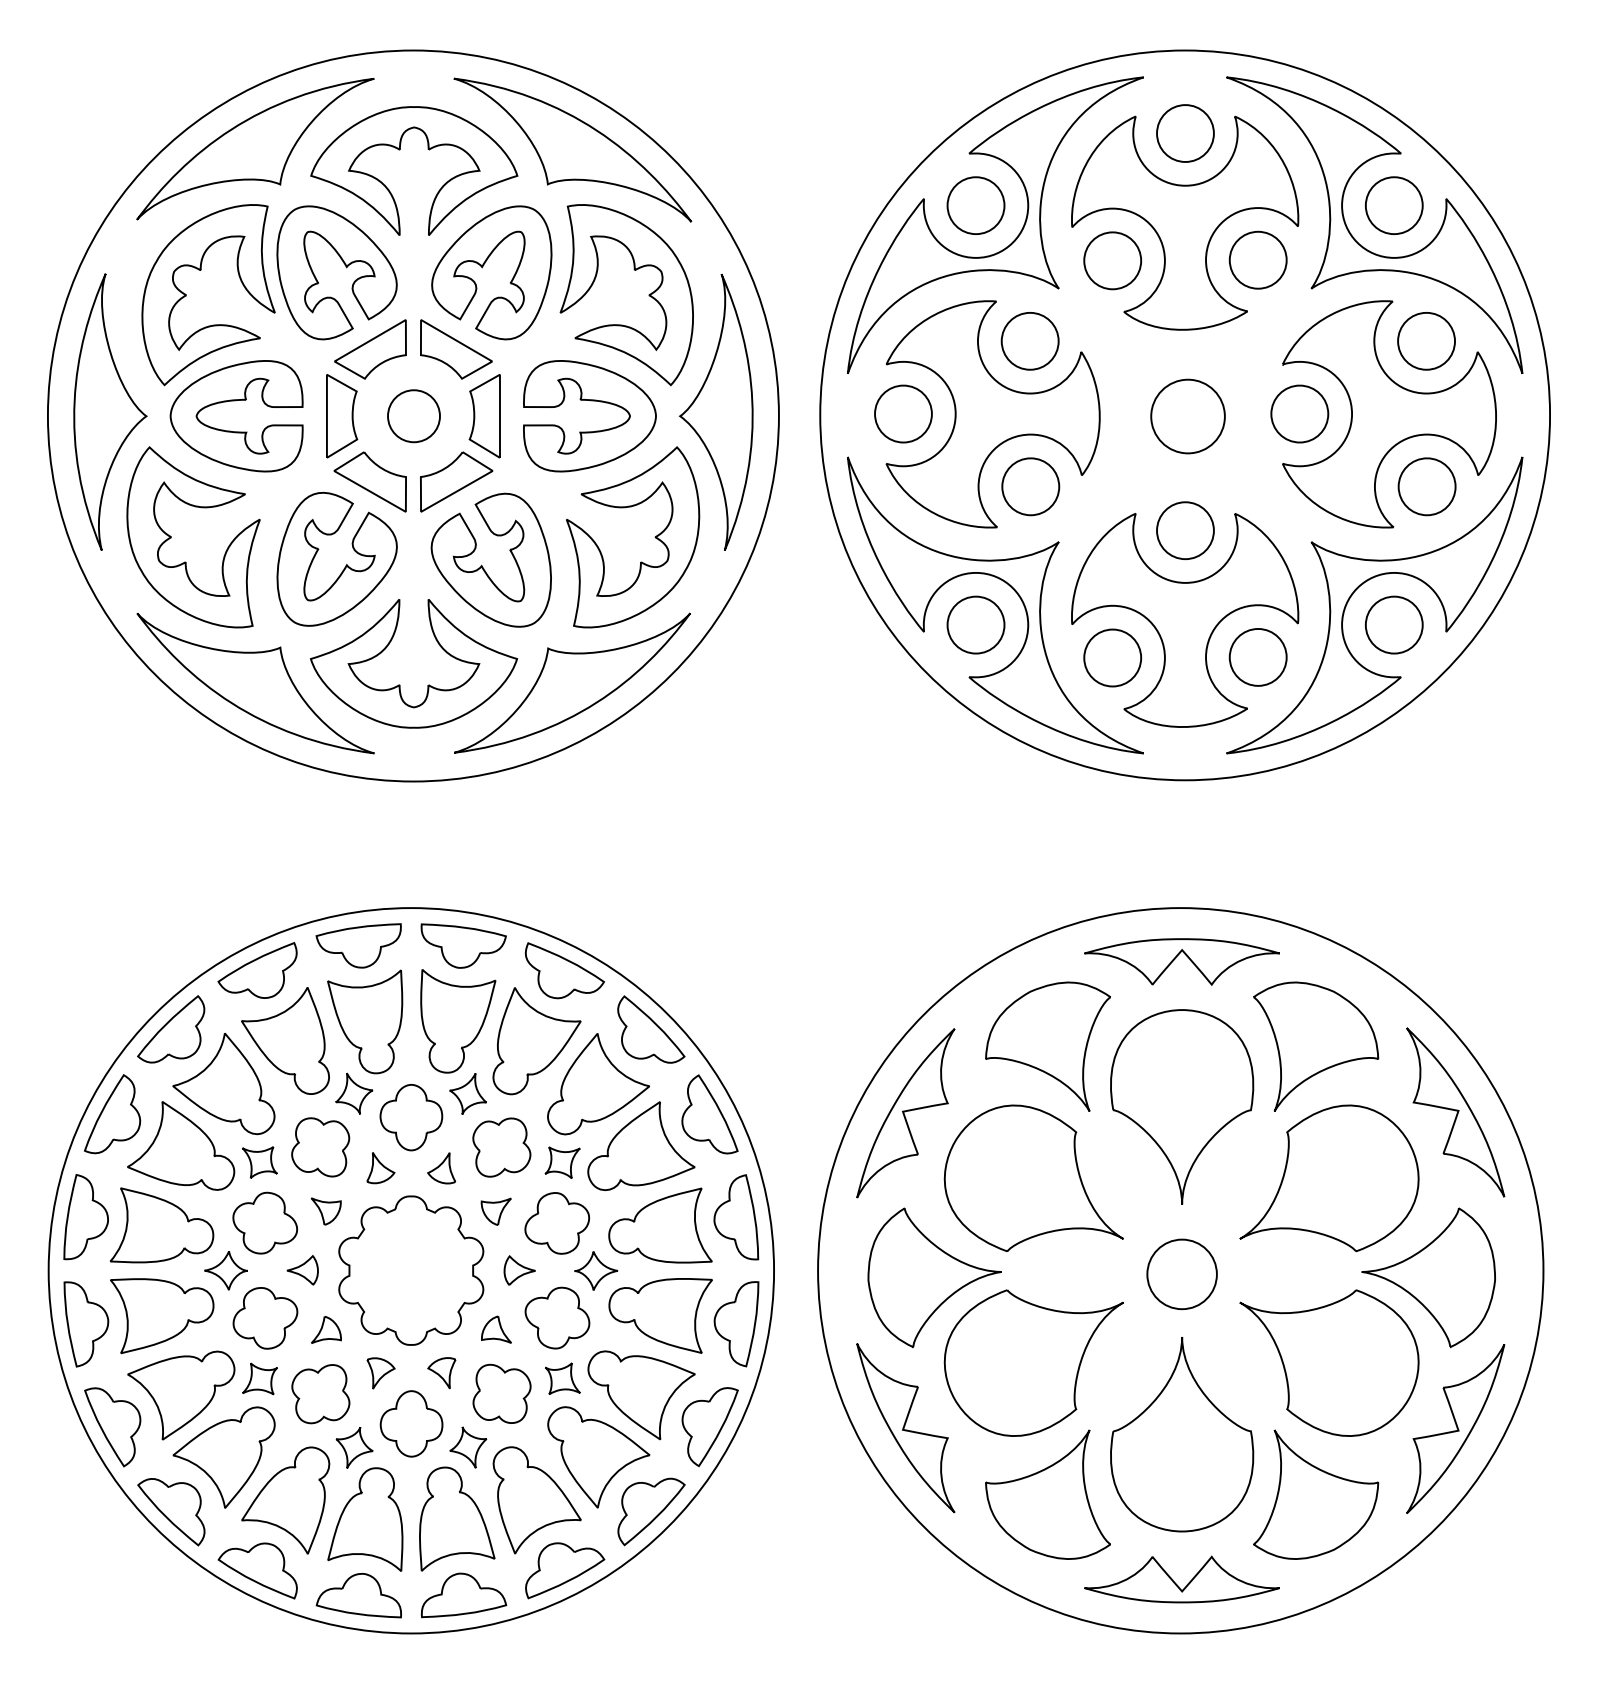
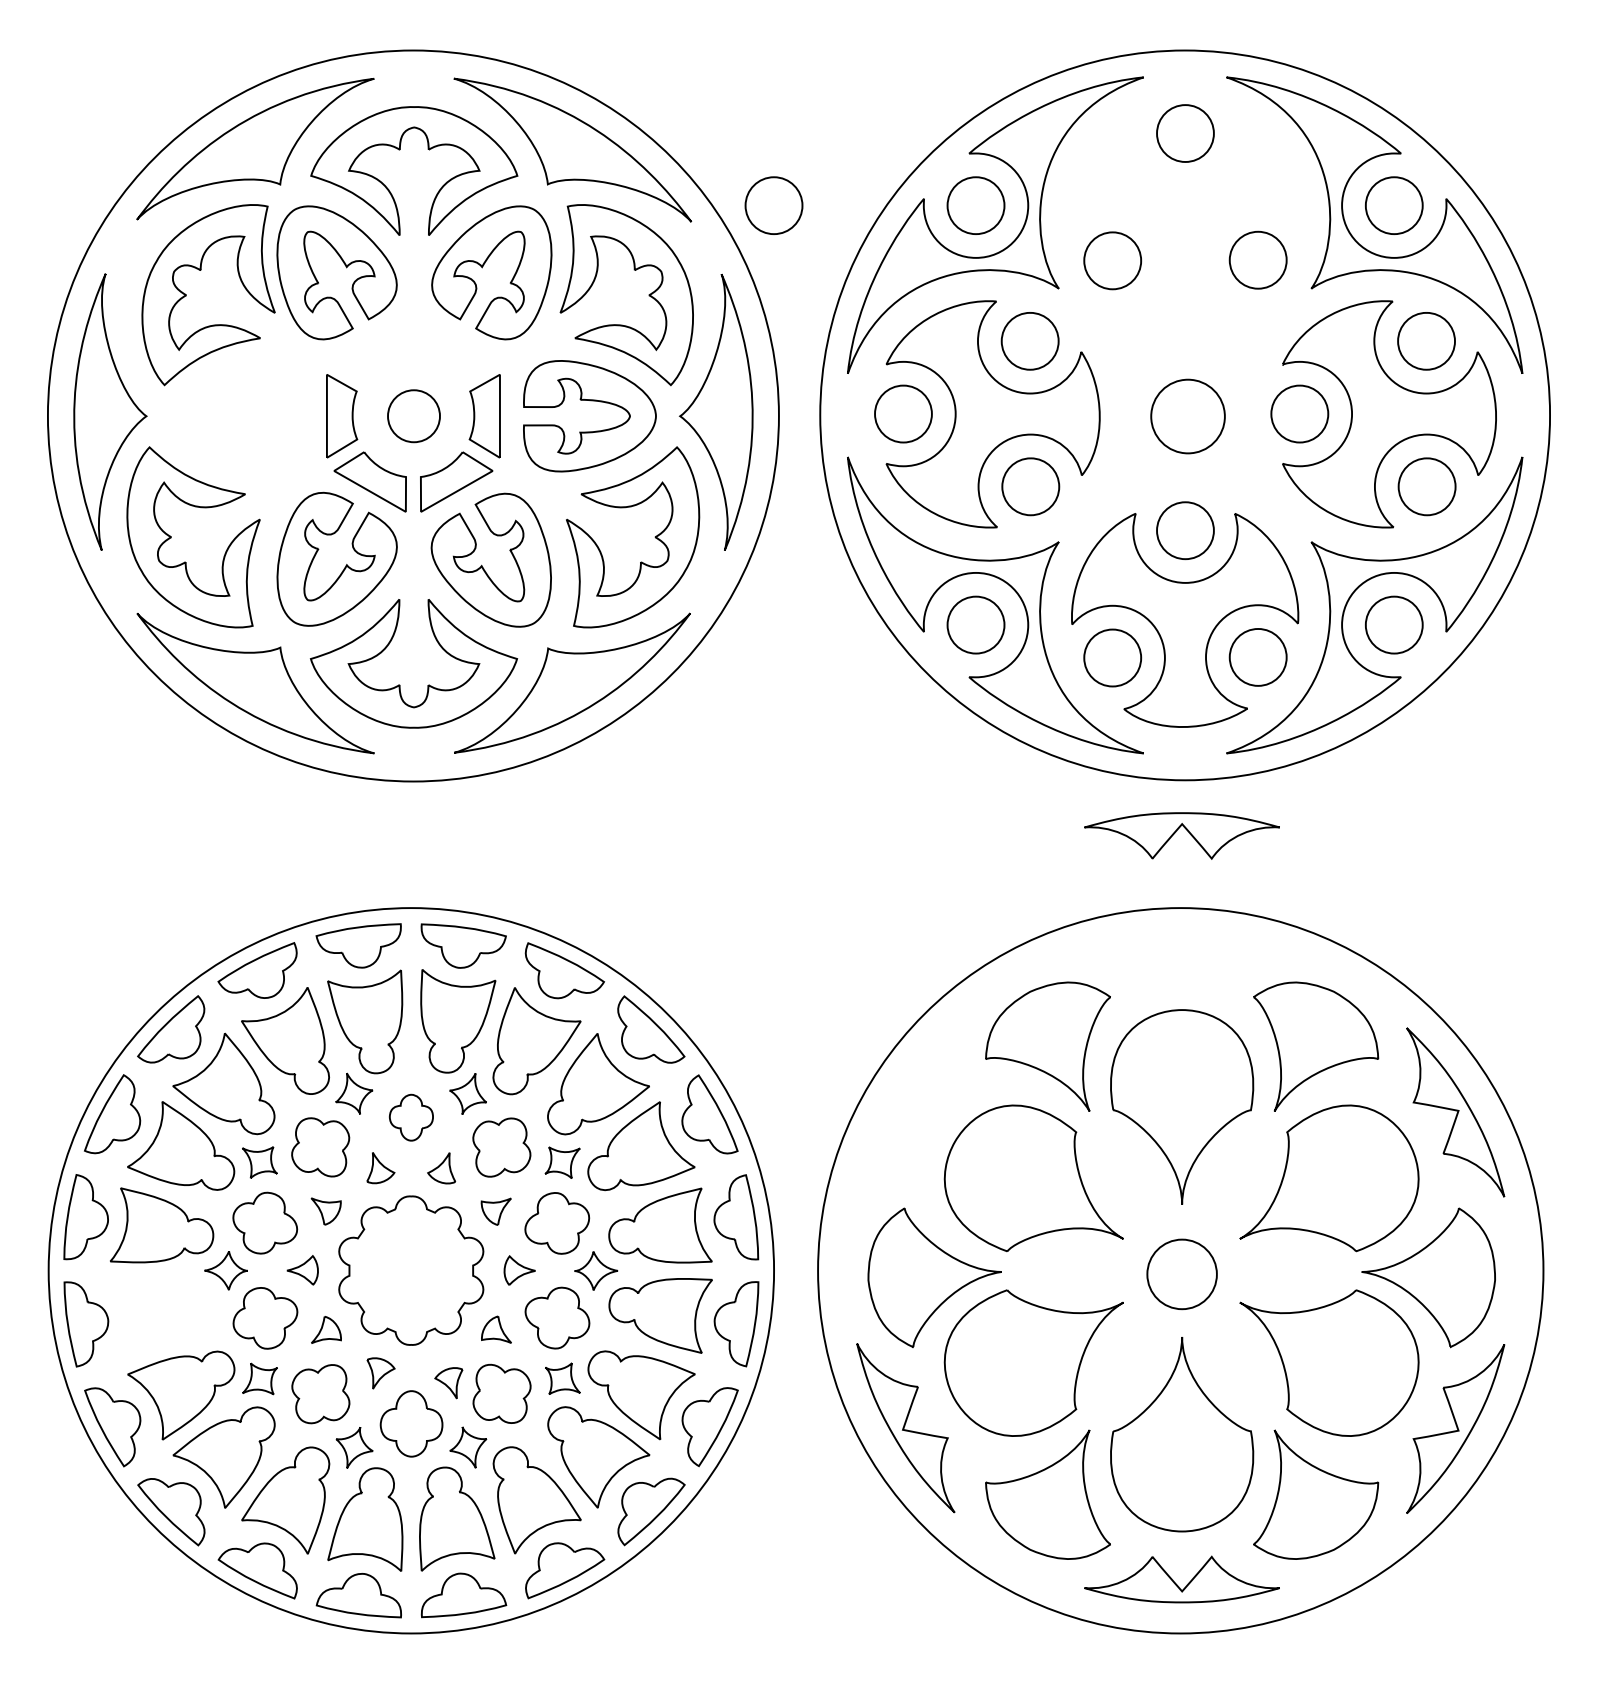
part: none -> present (773, 205)
part: present -> none (1185, 222)
part: present -> none (370, 349)
part: present -> none (456, 349)
part: present -> none (236, 401)
part position: (1181, 961) -> (1181, 835) (1181, 835)
part: present -> none (905, 1113)
part size: 65x68 px -> 45x49 px (411, 1117)
part: present -> none (162, 1316)
part position: (441, 1373) -> (448, 1383) (448, 1383)
